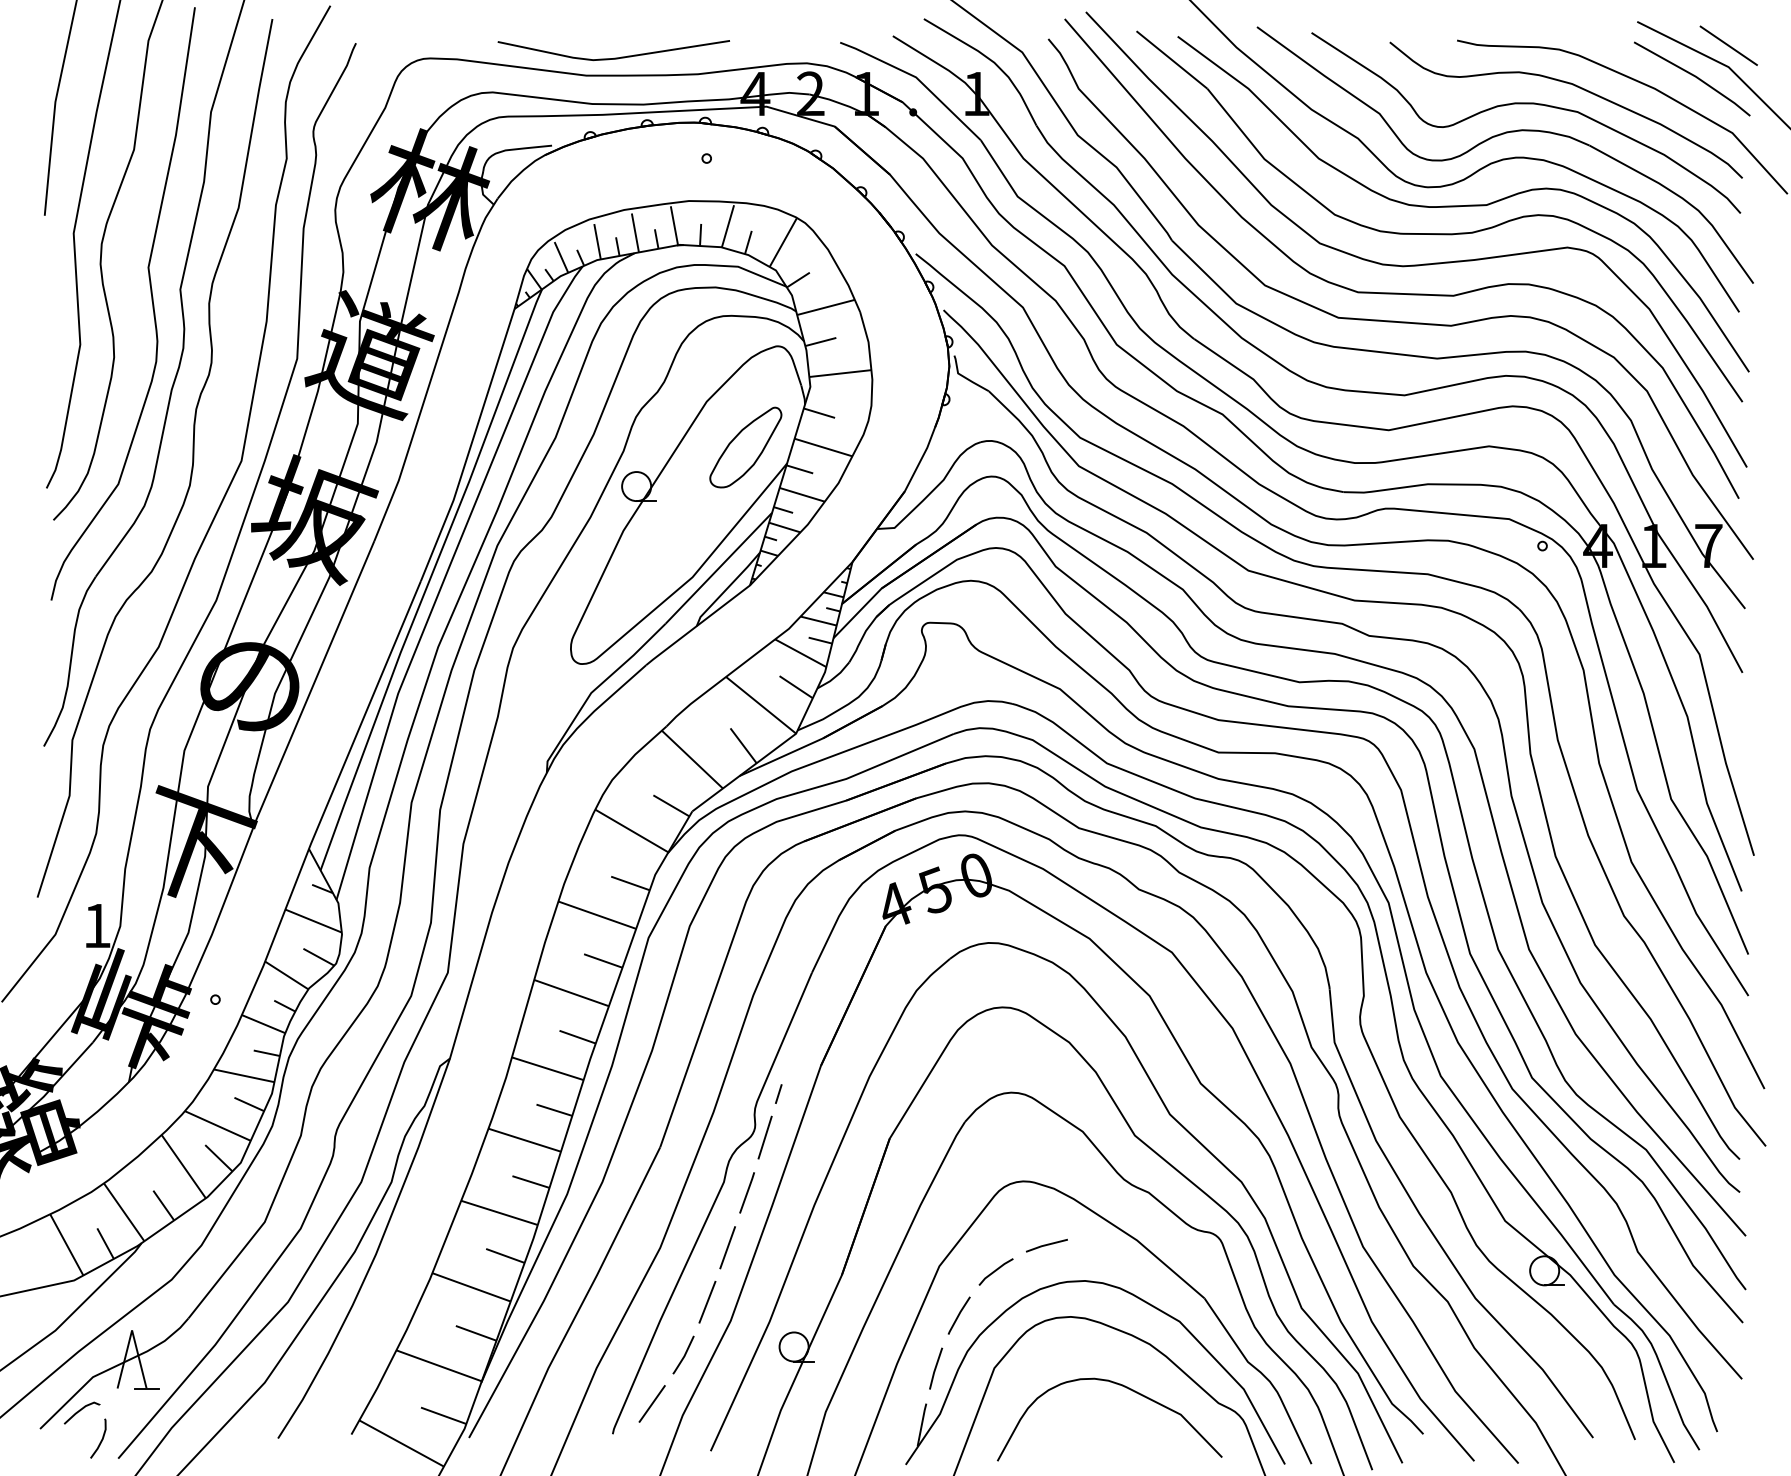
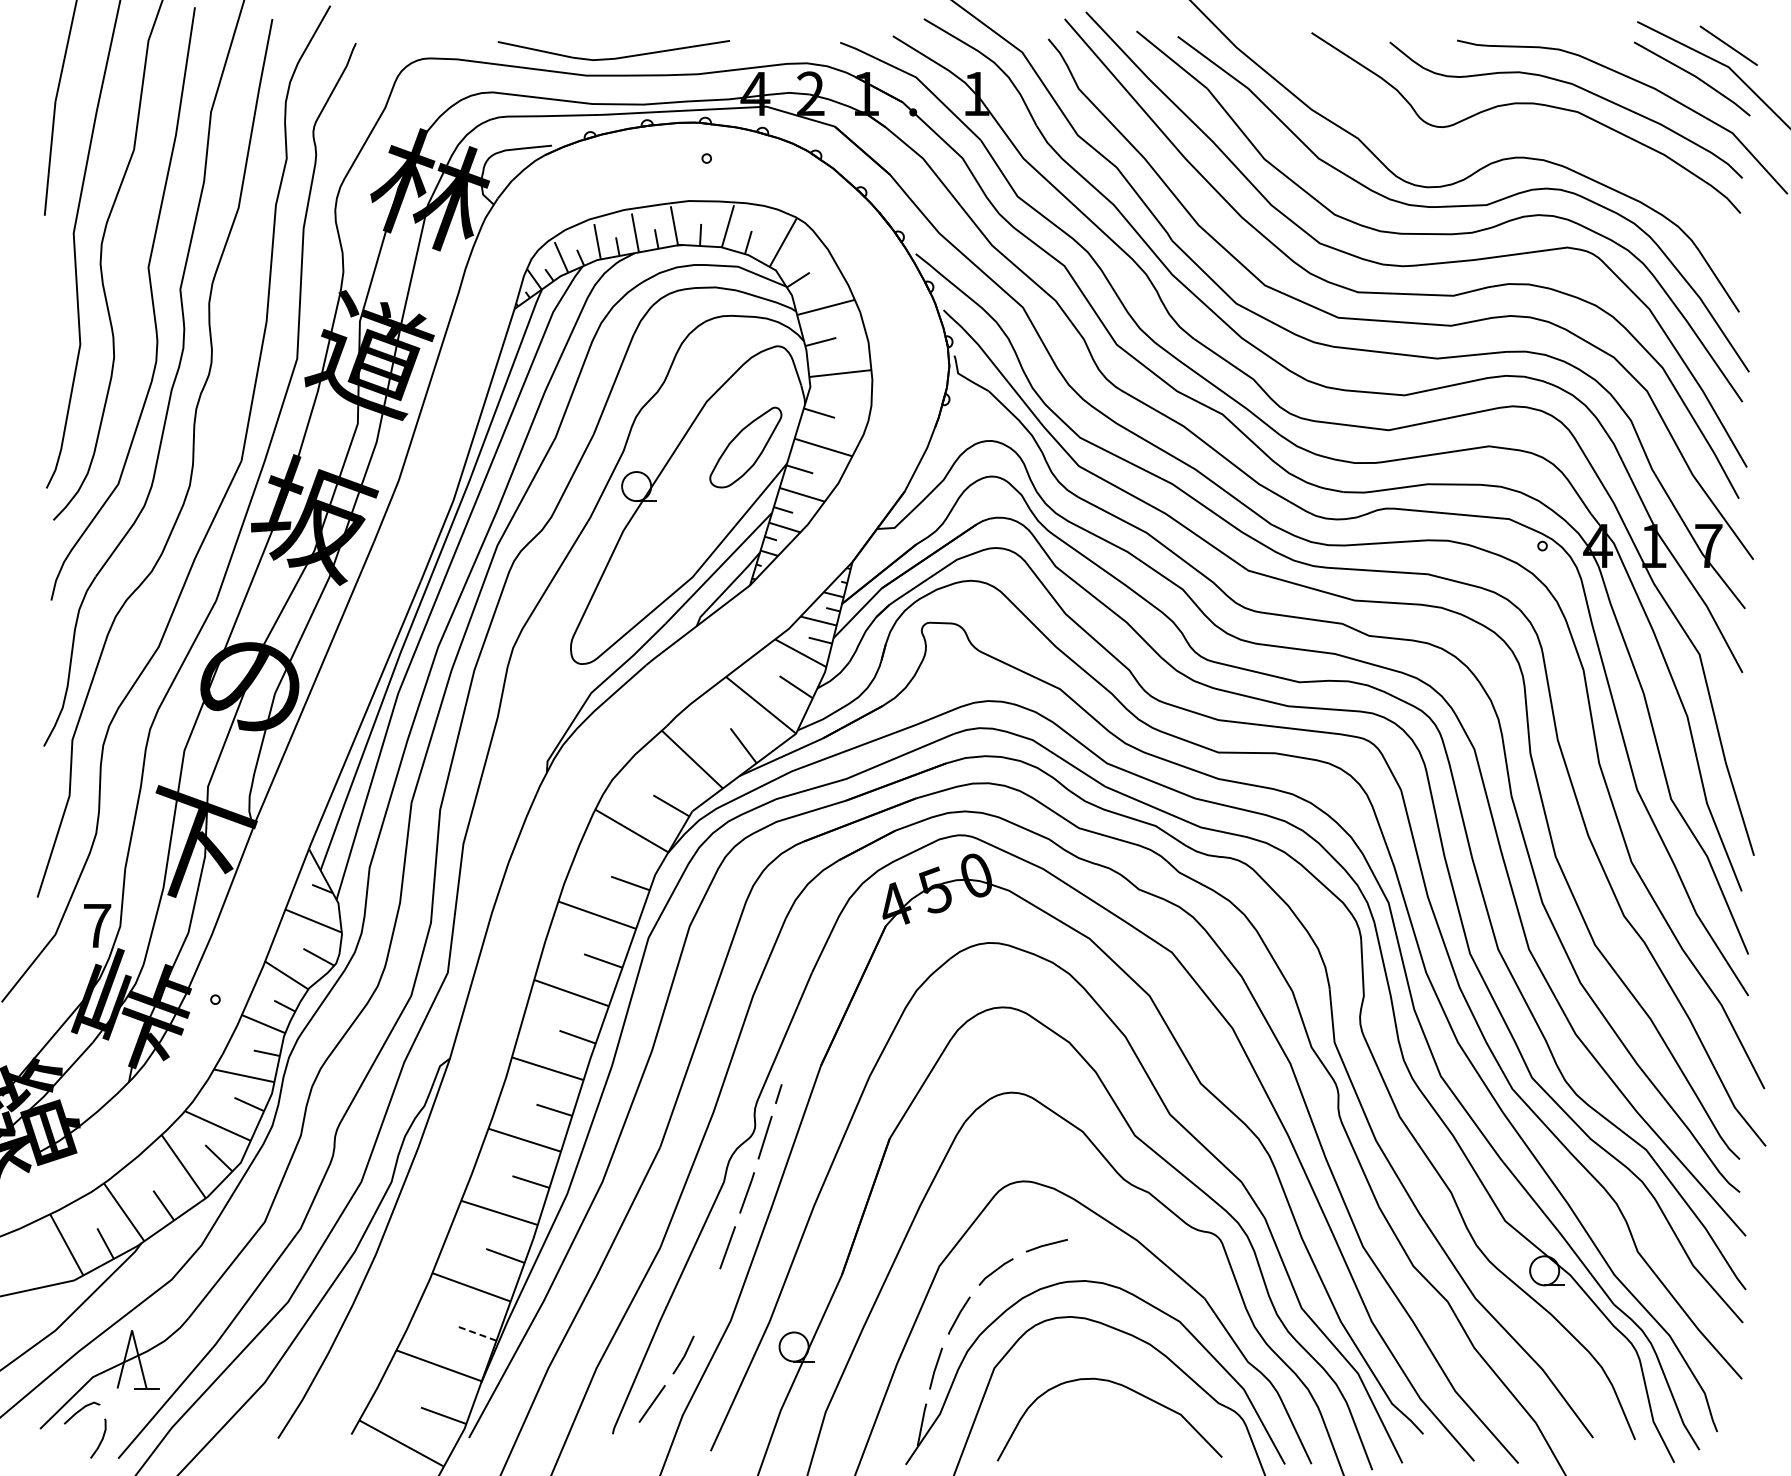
part: present -> none (1498, 136)
text: 1 -> 7 (97, 925)
line: present -> none (707, 1301)
line: solid -> dashed (476, 1333)
